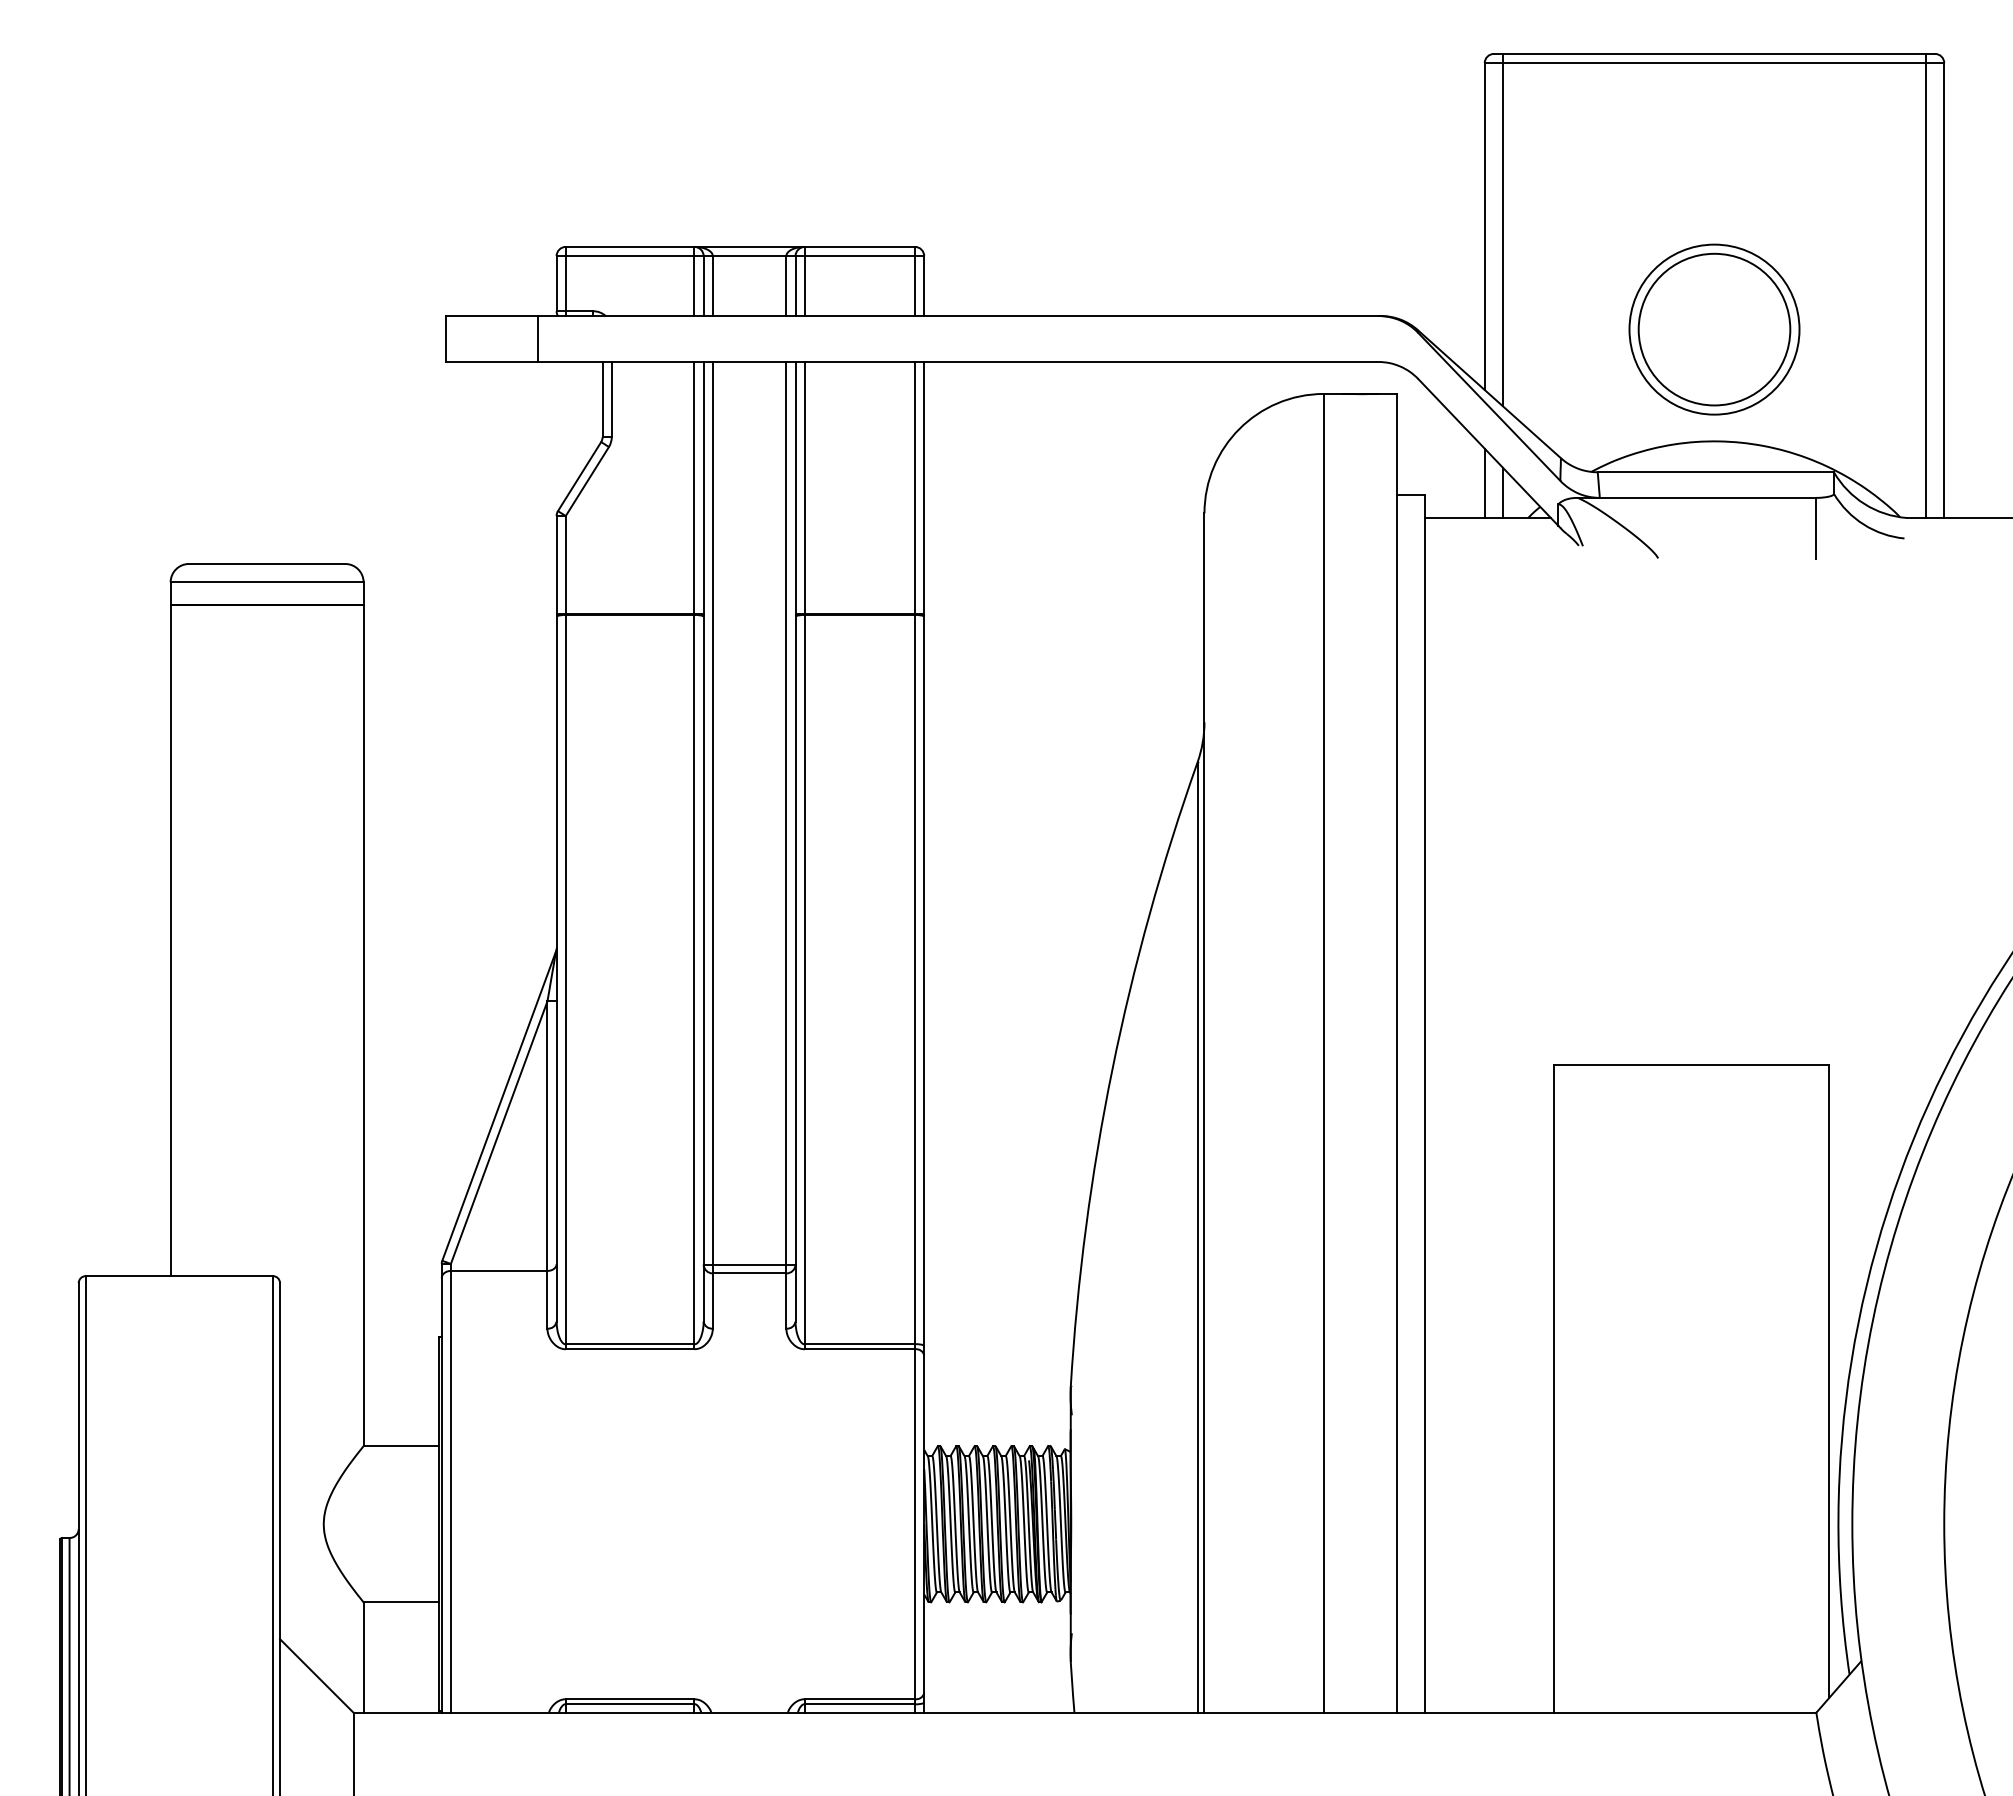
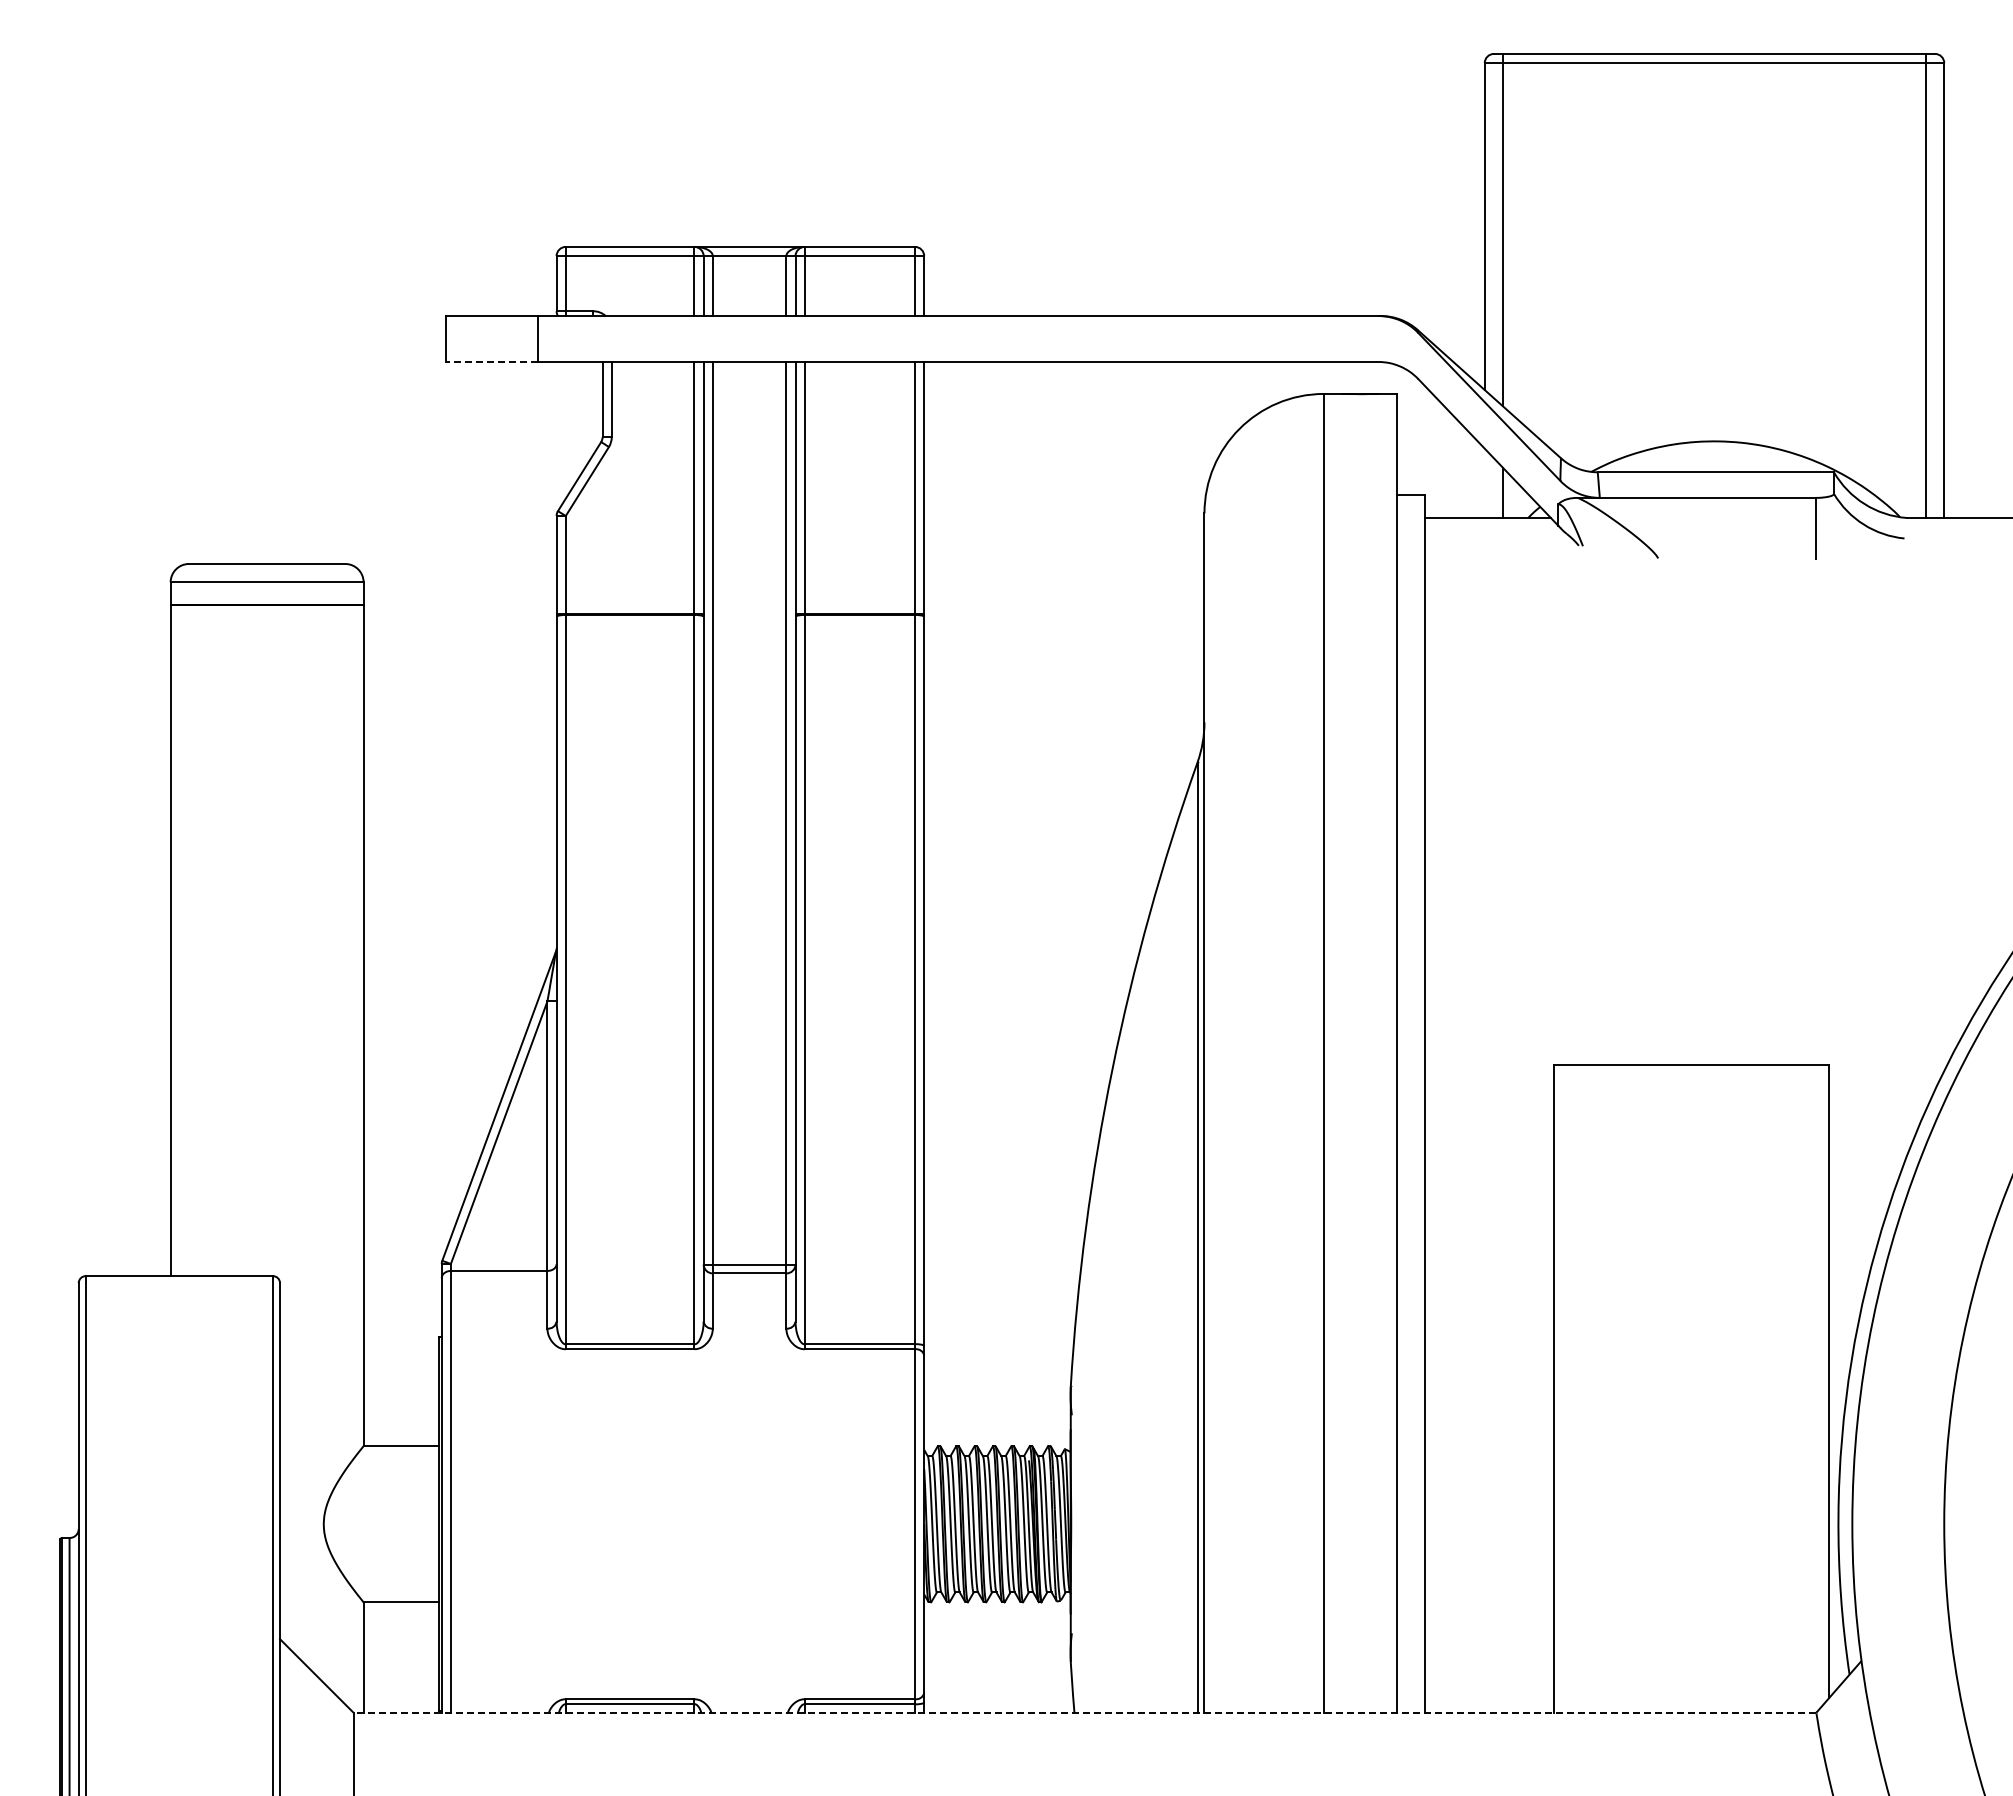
part: present -> none (1714, 329)
line: solid -> dashed (492, 361)
line: present -> none (1484, 483)
line: solid -> dashed (1084, 1712)
